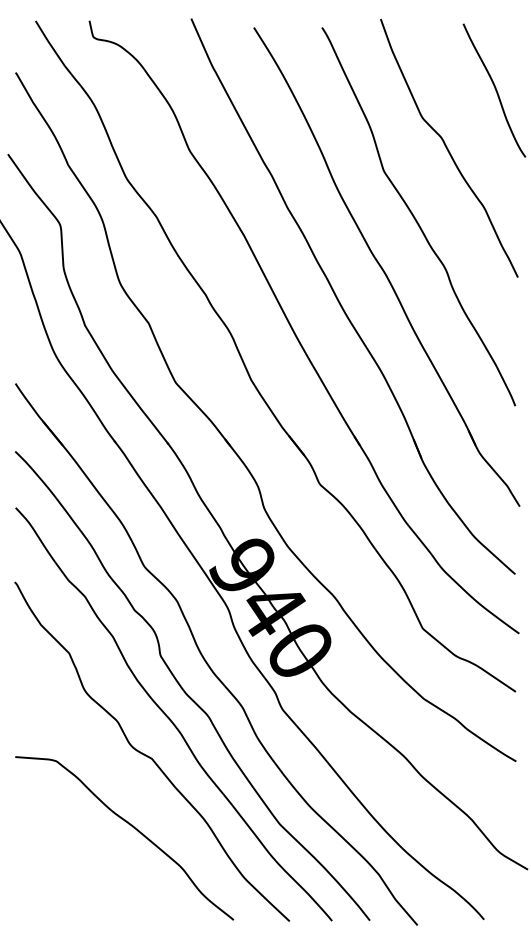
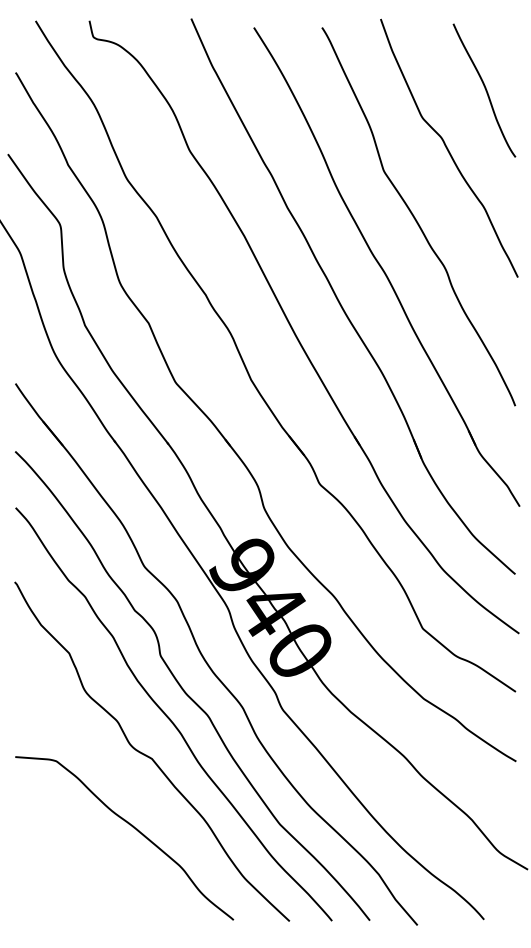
curve position: (495, 90) -> (485, 90) (485, 90)
